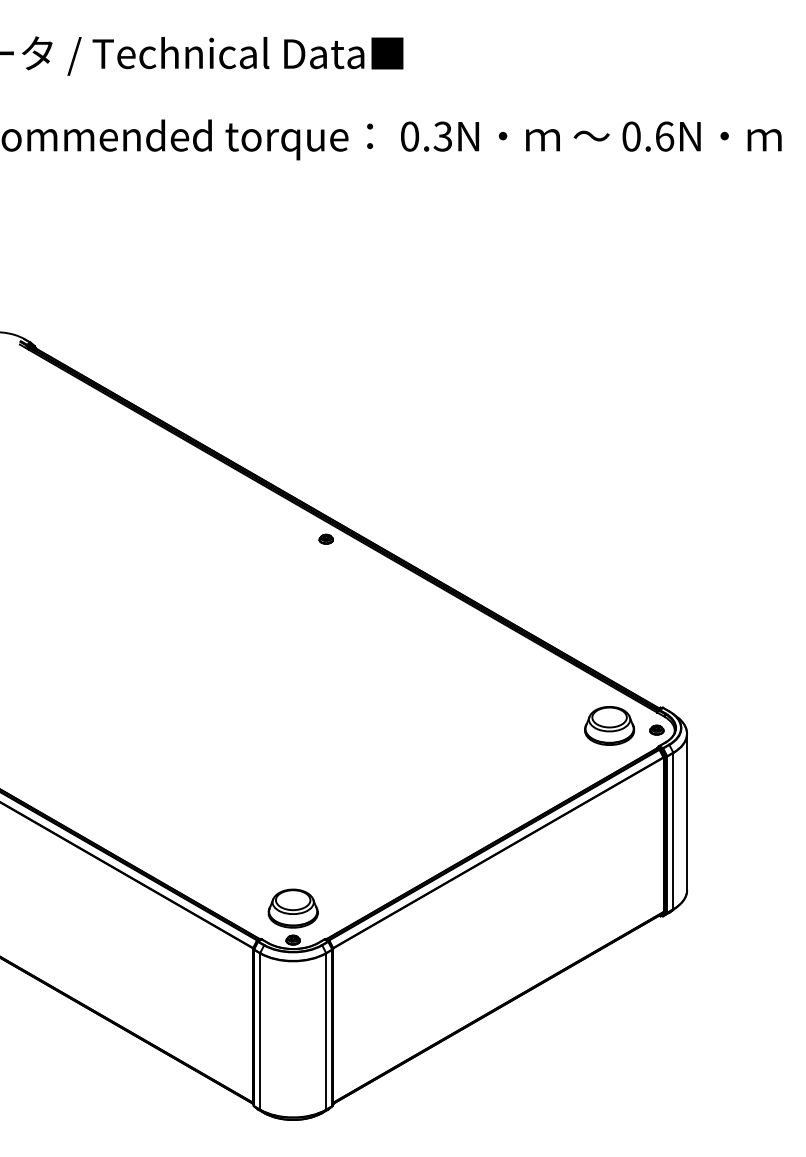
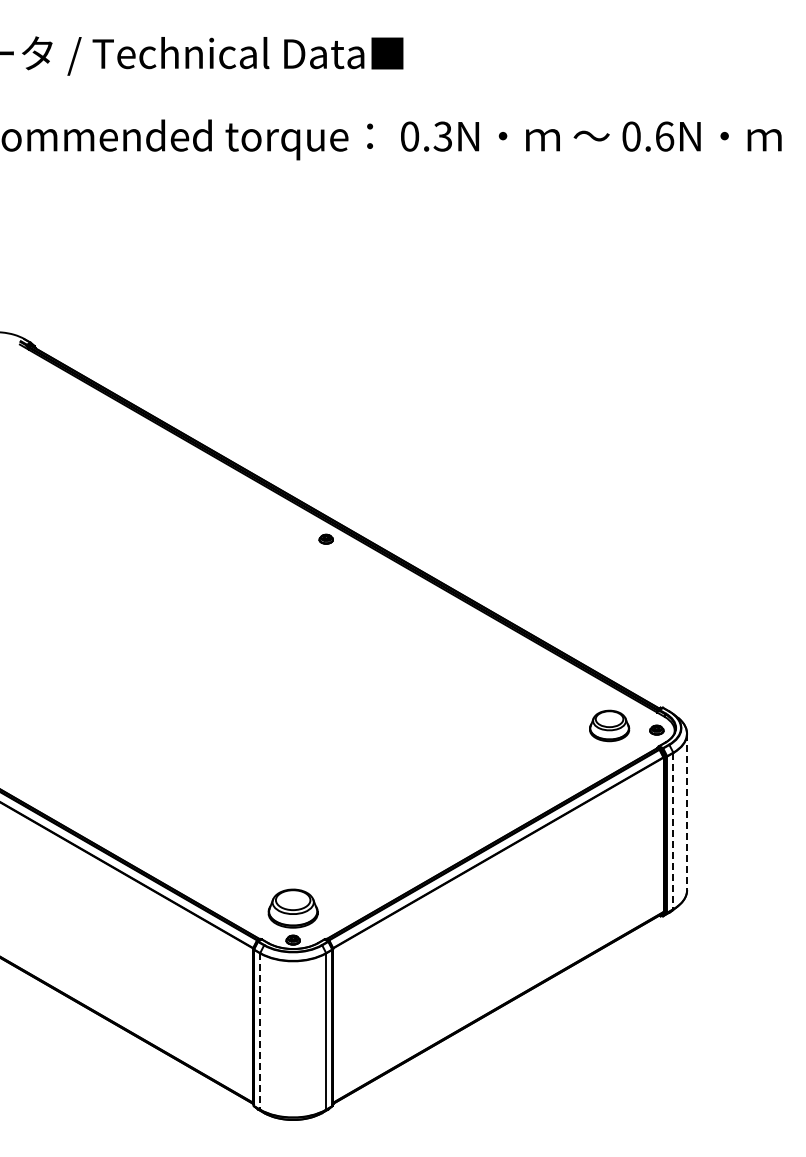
part size: 51x40 px -> 42x34 px (609, 725)
line: solid -> dashed (687, 812)
line: solid -> dashed (673, 831)
line: solid -> dashed (260, 1032)
